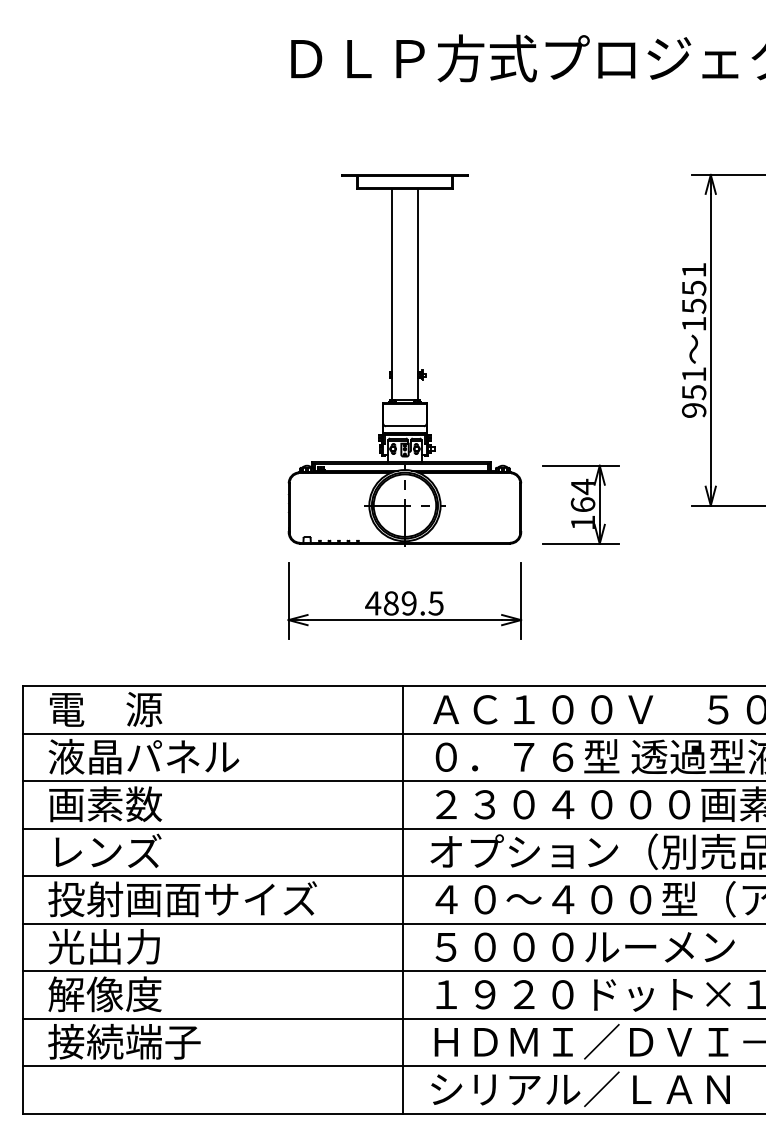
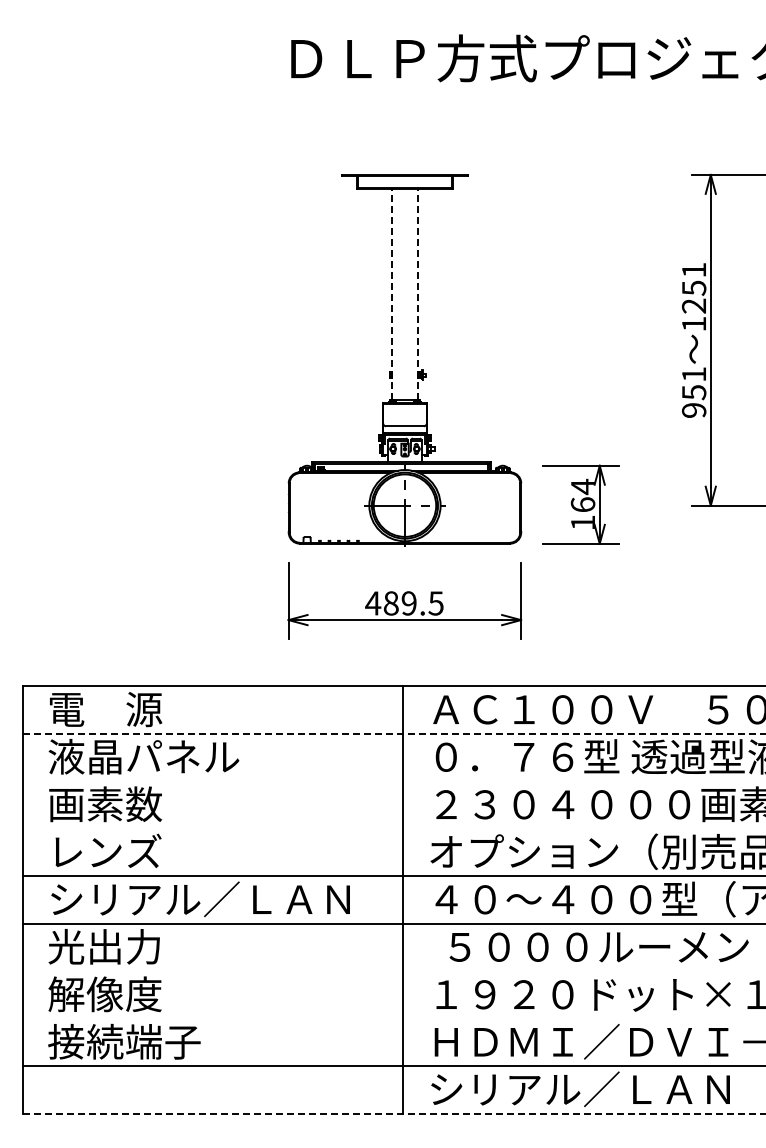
line: solid -> dashed (392, 294)
line: solid -> dashed (417, 294)
text: 1551 -> 1251 (694, 305)
line: solid -> dashed (395, 733)
line: present -> none (392, 781)
line: present -> none (392, 828)
text: 投射画面サイズ -> シリアル／ＬＡＮ (198, 899)
text position: (584, 947) -> (598, 947) (598, 947)
line: present -> none (392, 971)
line: present -> none (392, 1018)
line: solid -> dashed (395, 1113)
